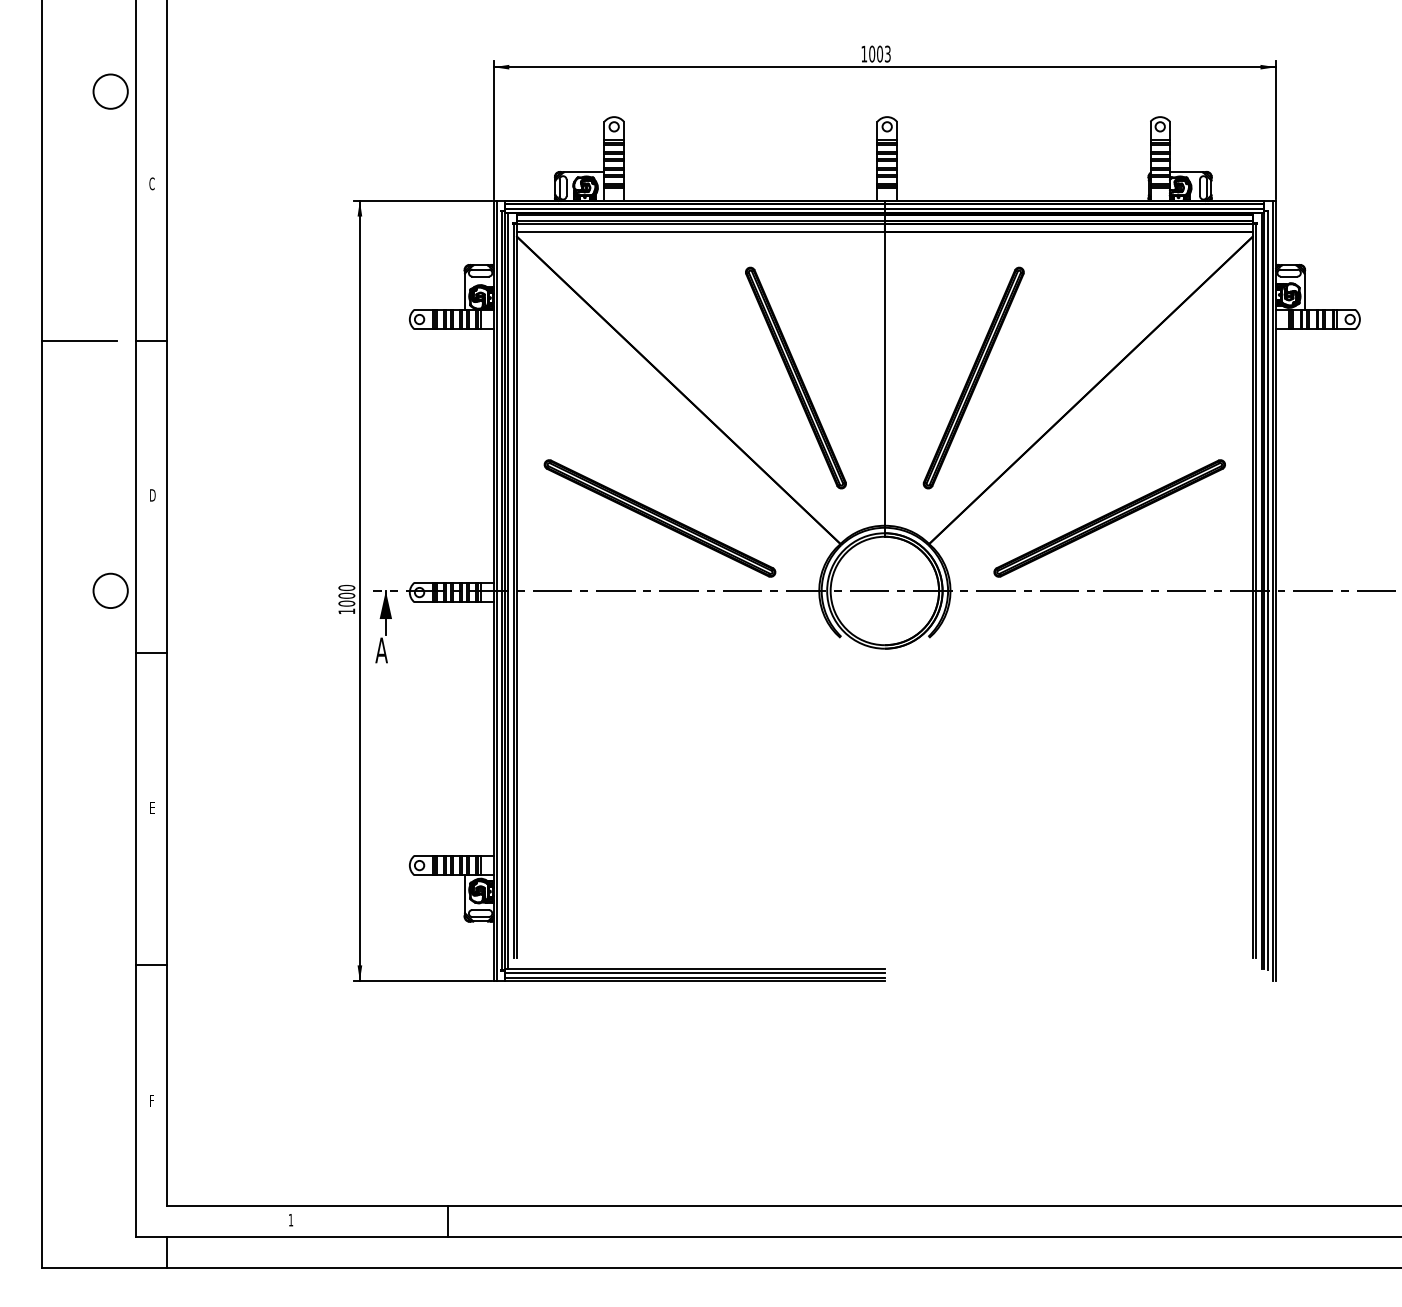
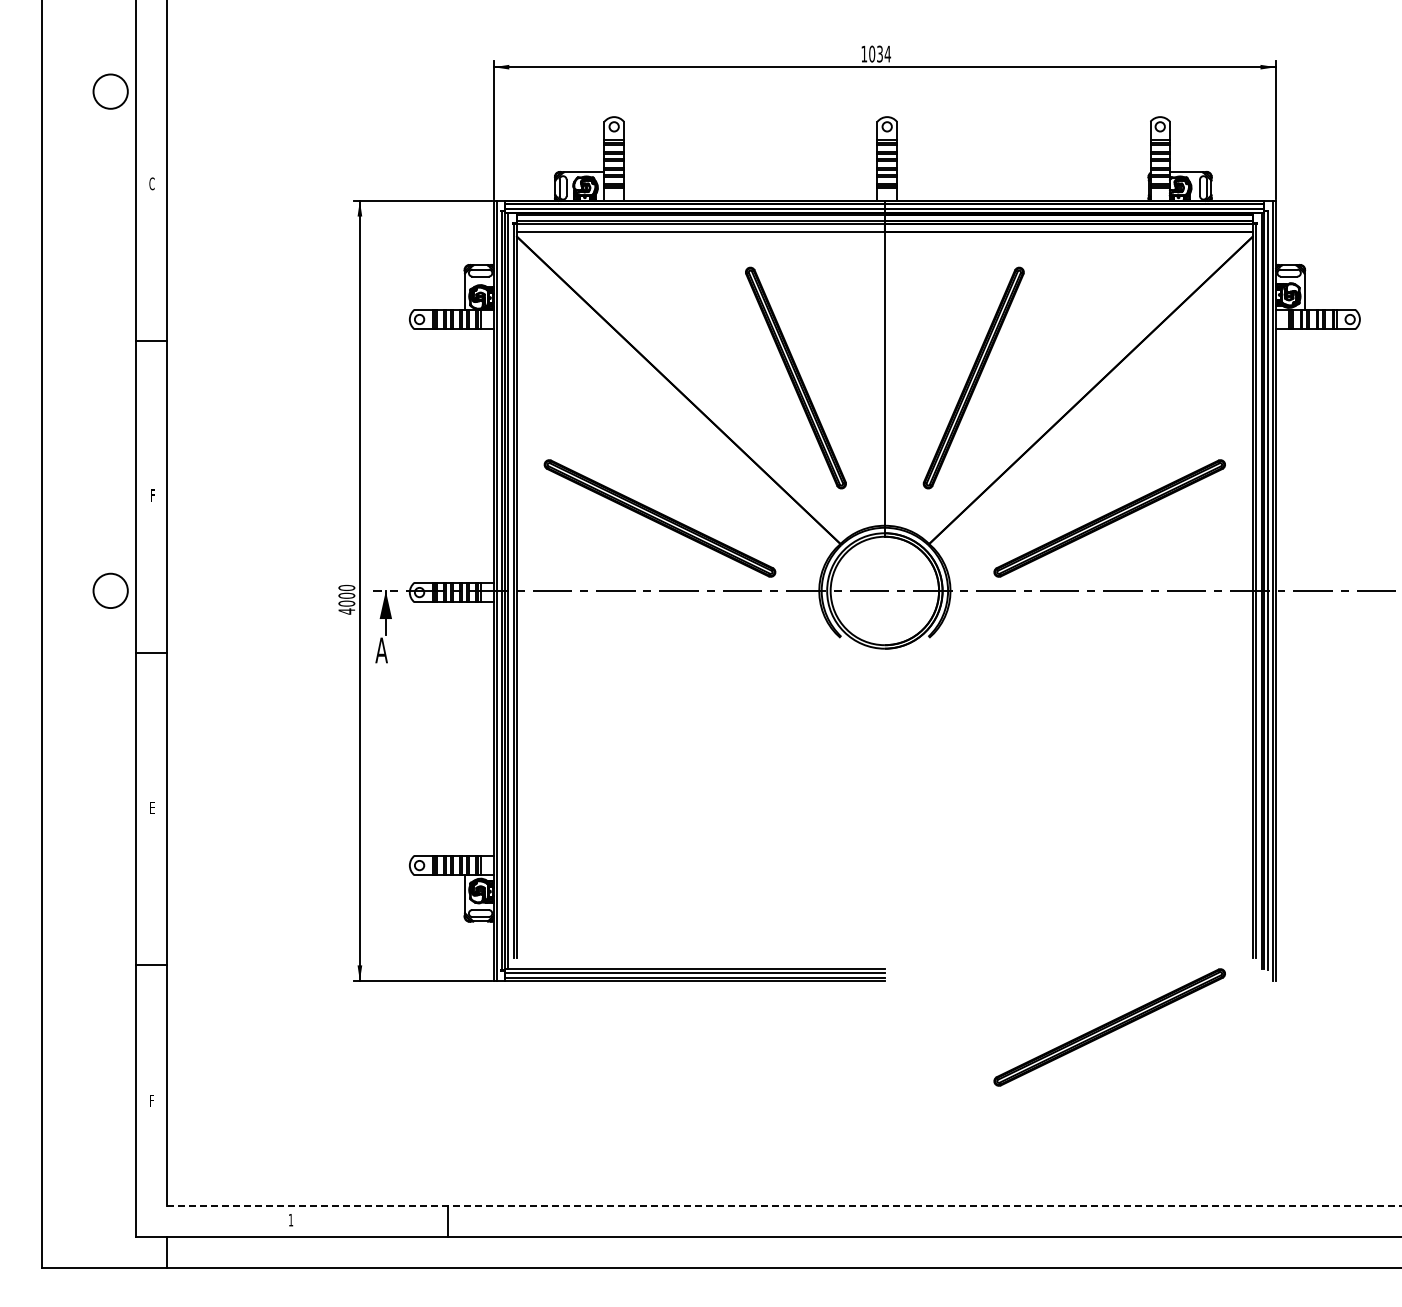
text: 1003 -> 1034 (884, 53)
line: present -> none (79, 341)
text: D -> F (152, 495)
text: 1000 -> 4000 (346, 611)
part: none -> present (1109, 1027)
line: solid -> dashed (784, 1205)
